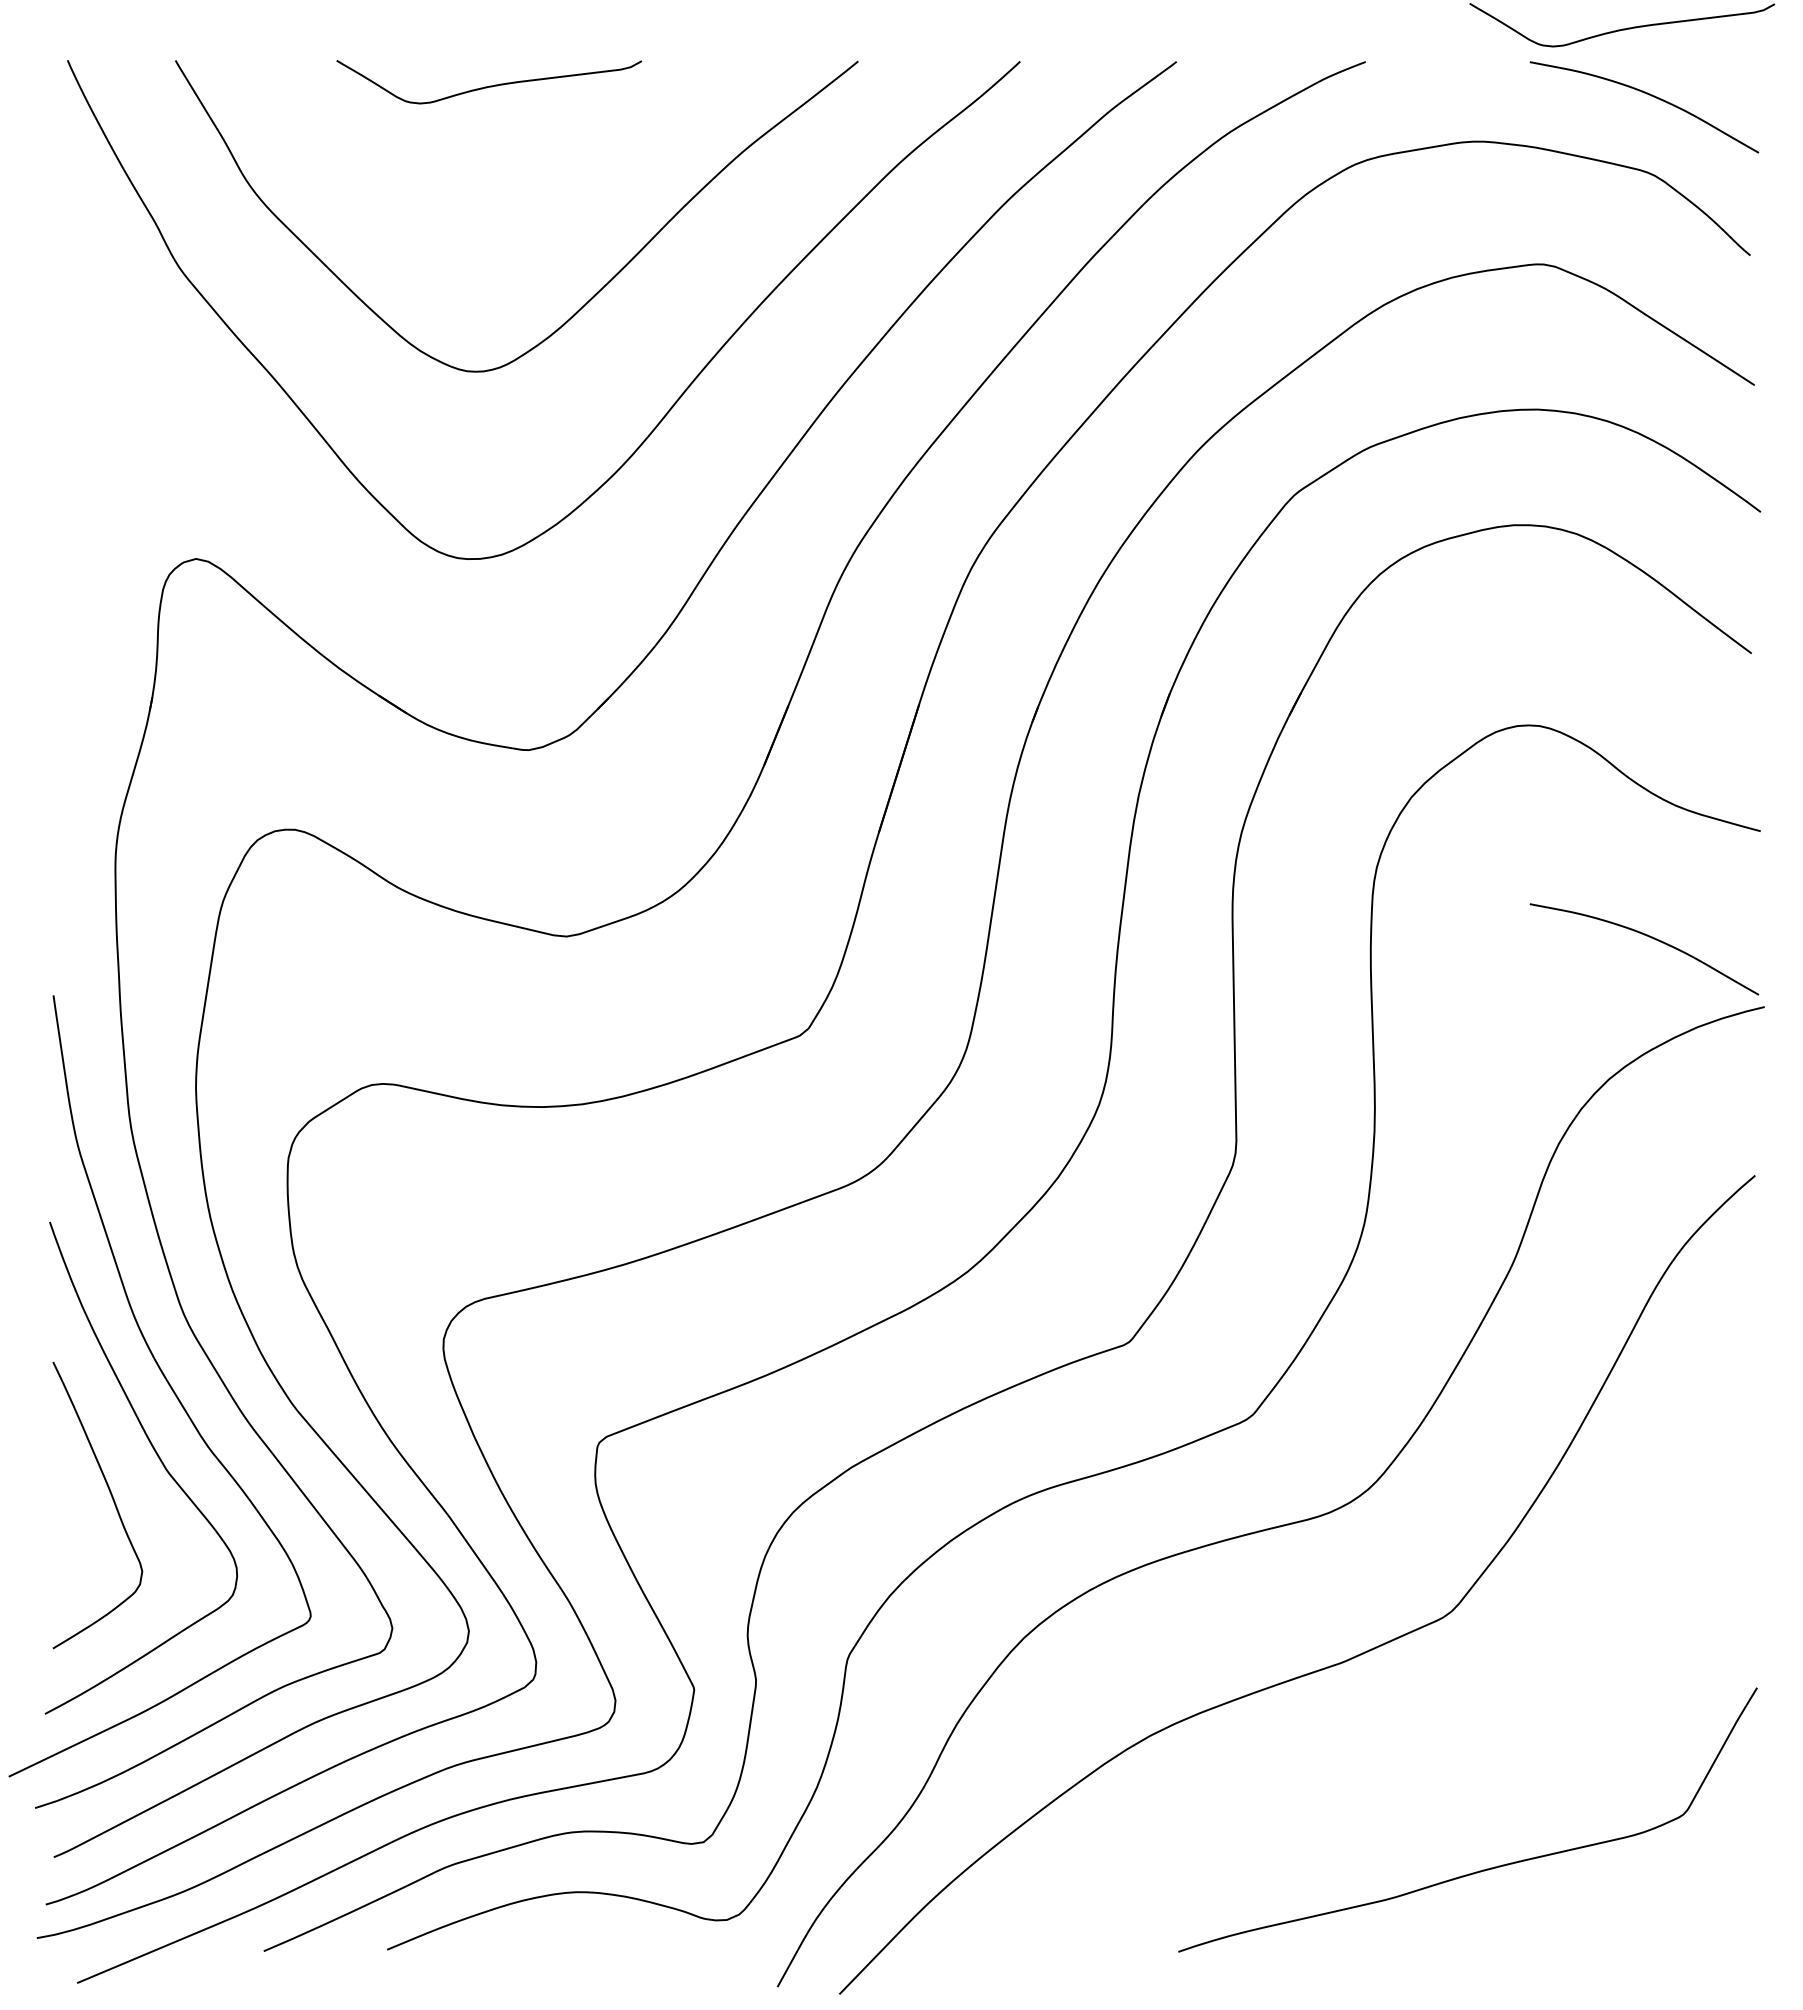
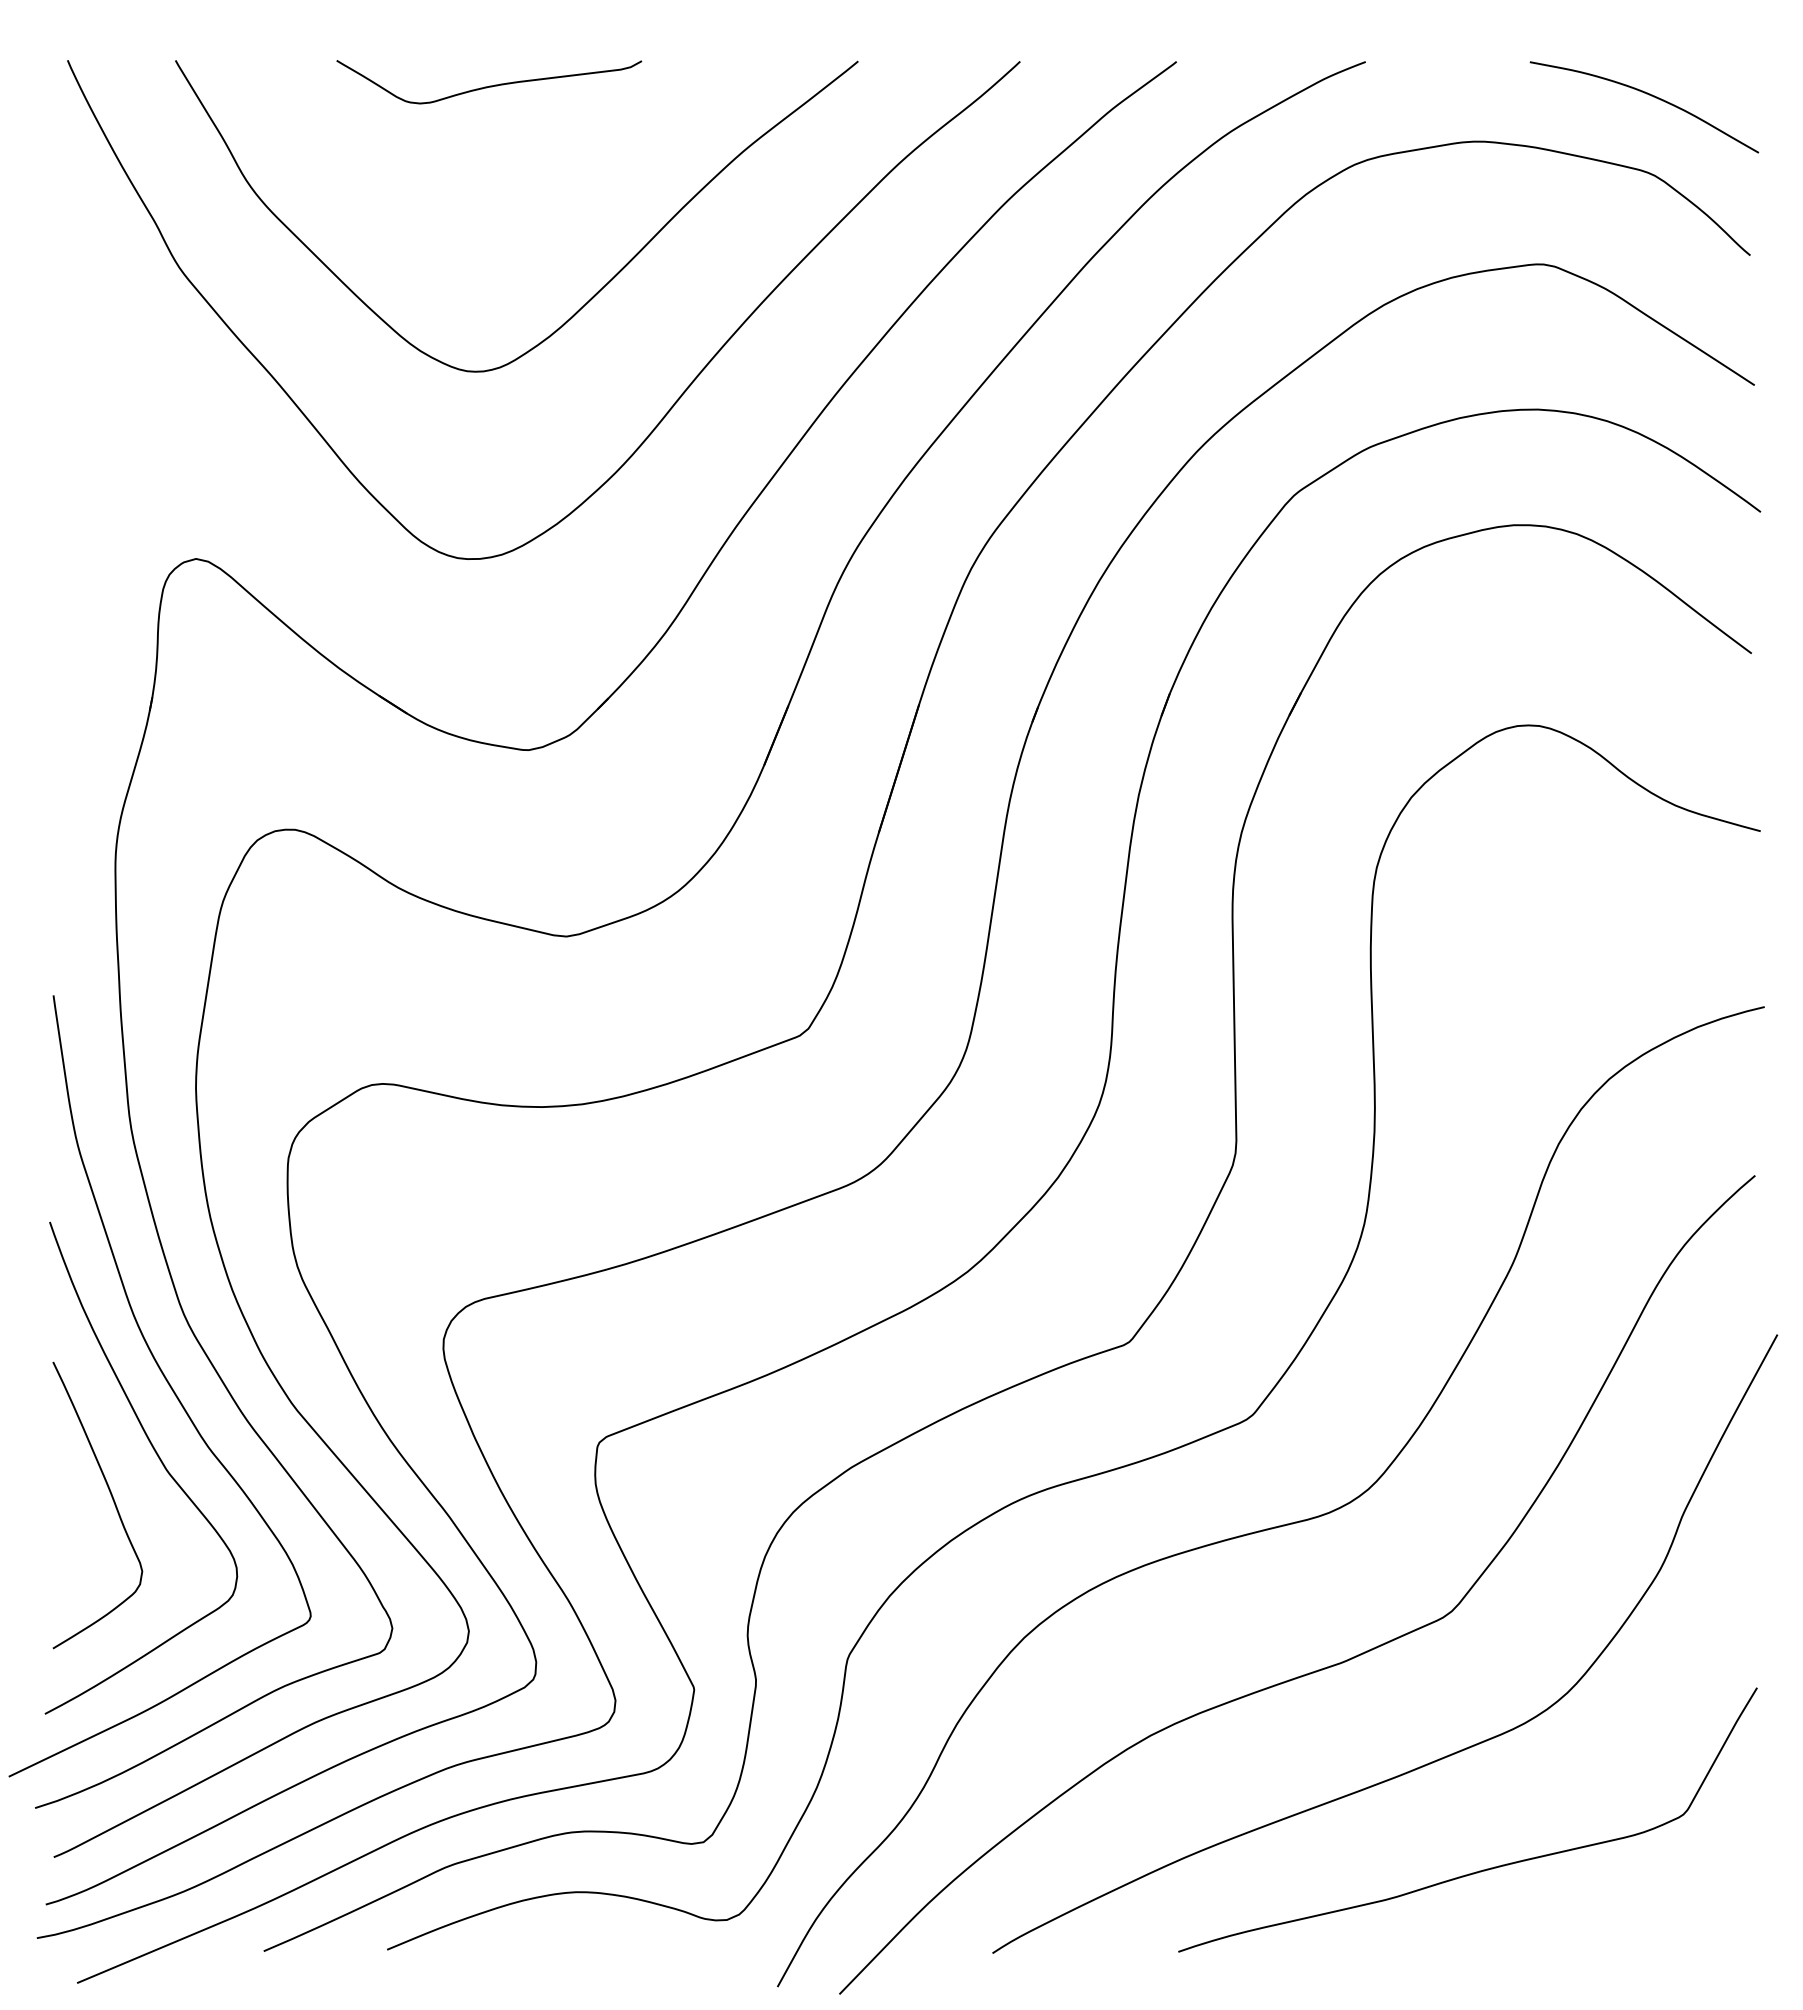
curve: present -> none (1622, 28)
curve: present -> none (1649, 937)
curve: none -> present (1431, 1761)
